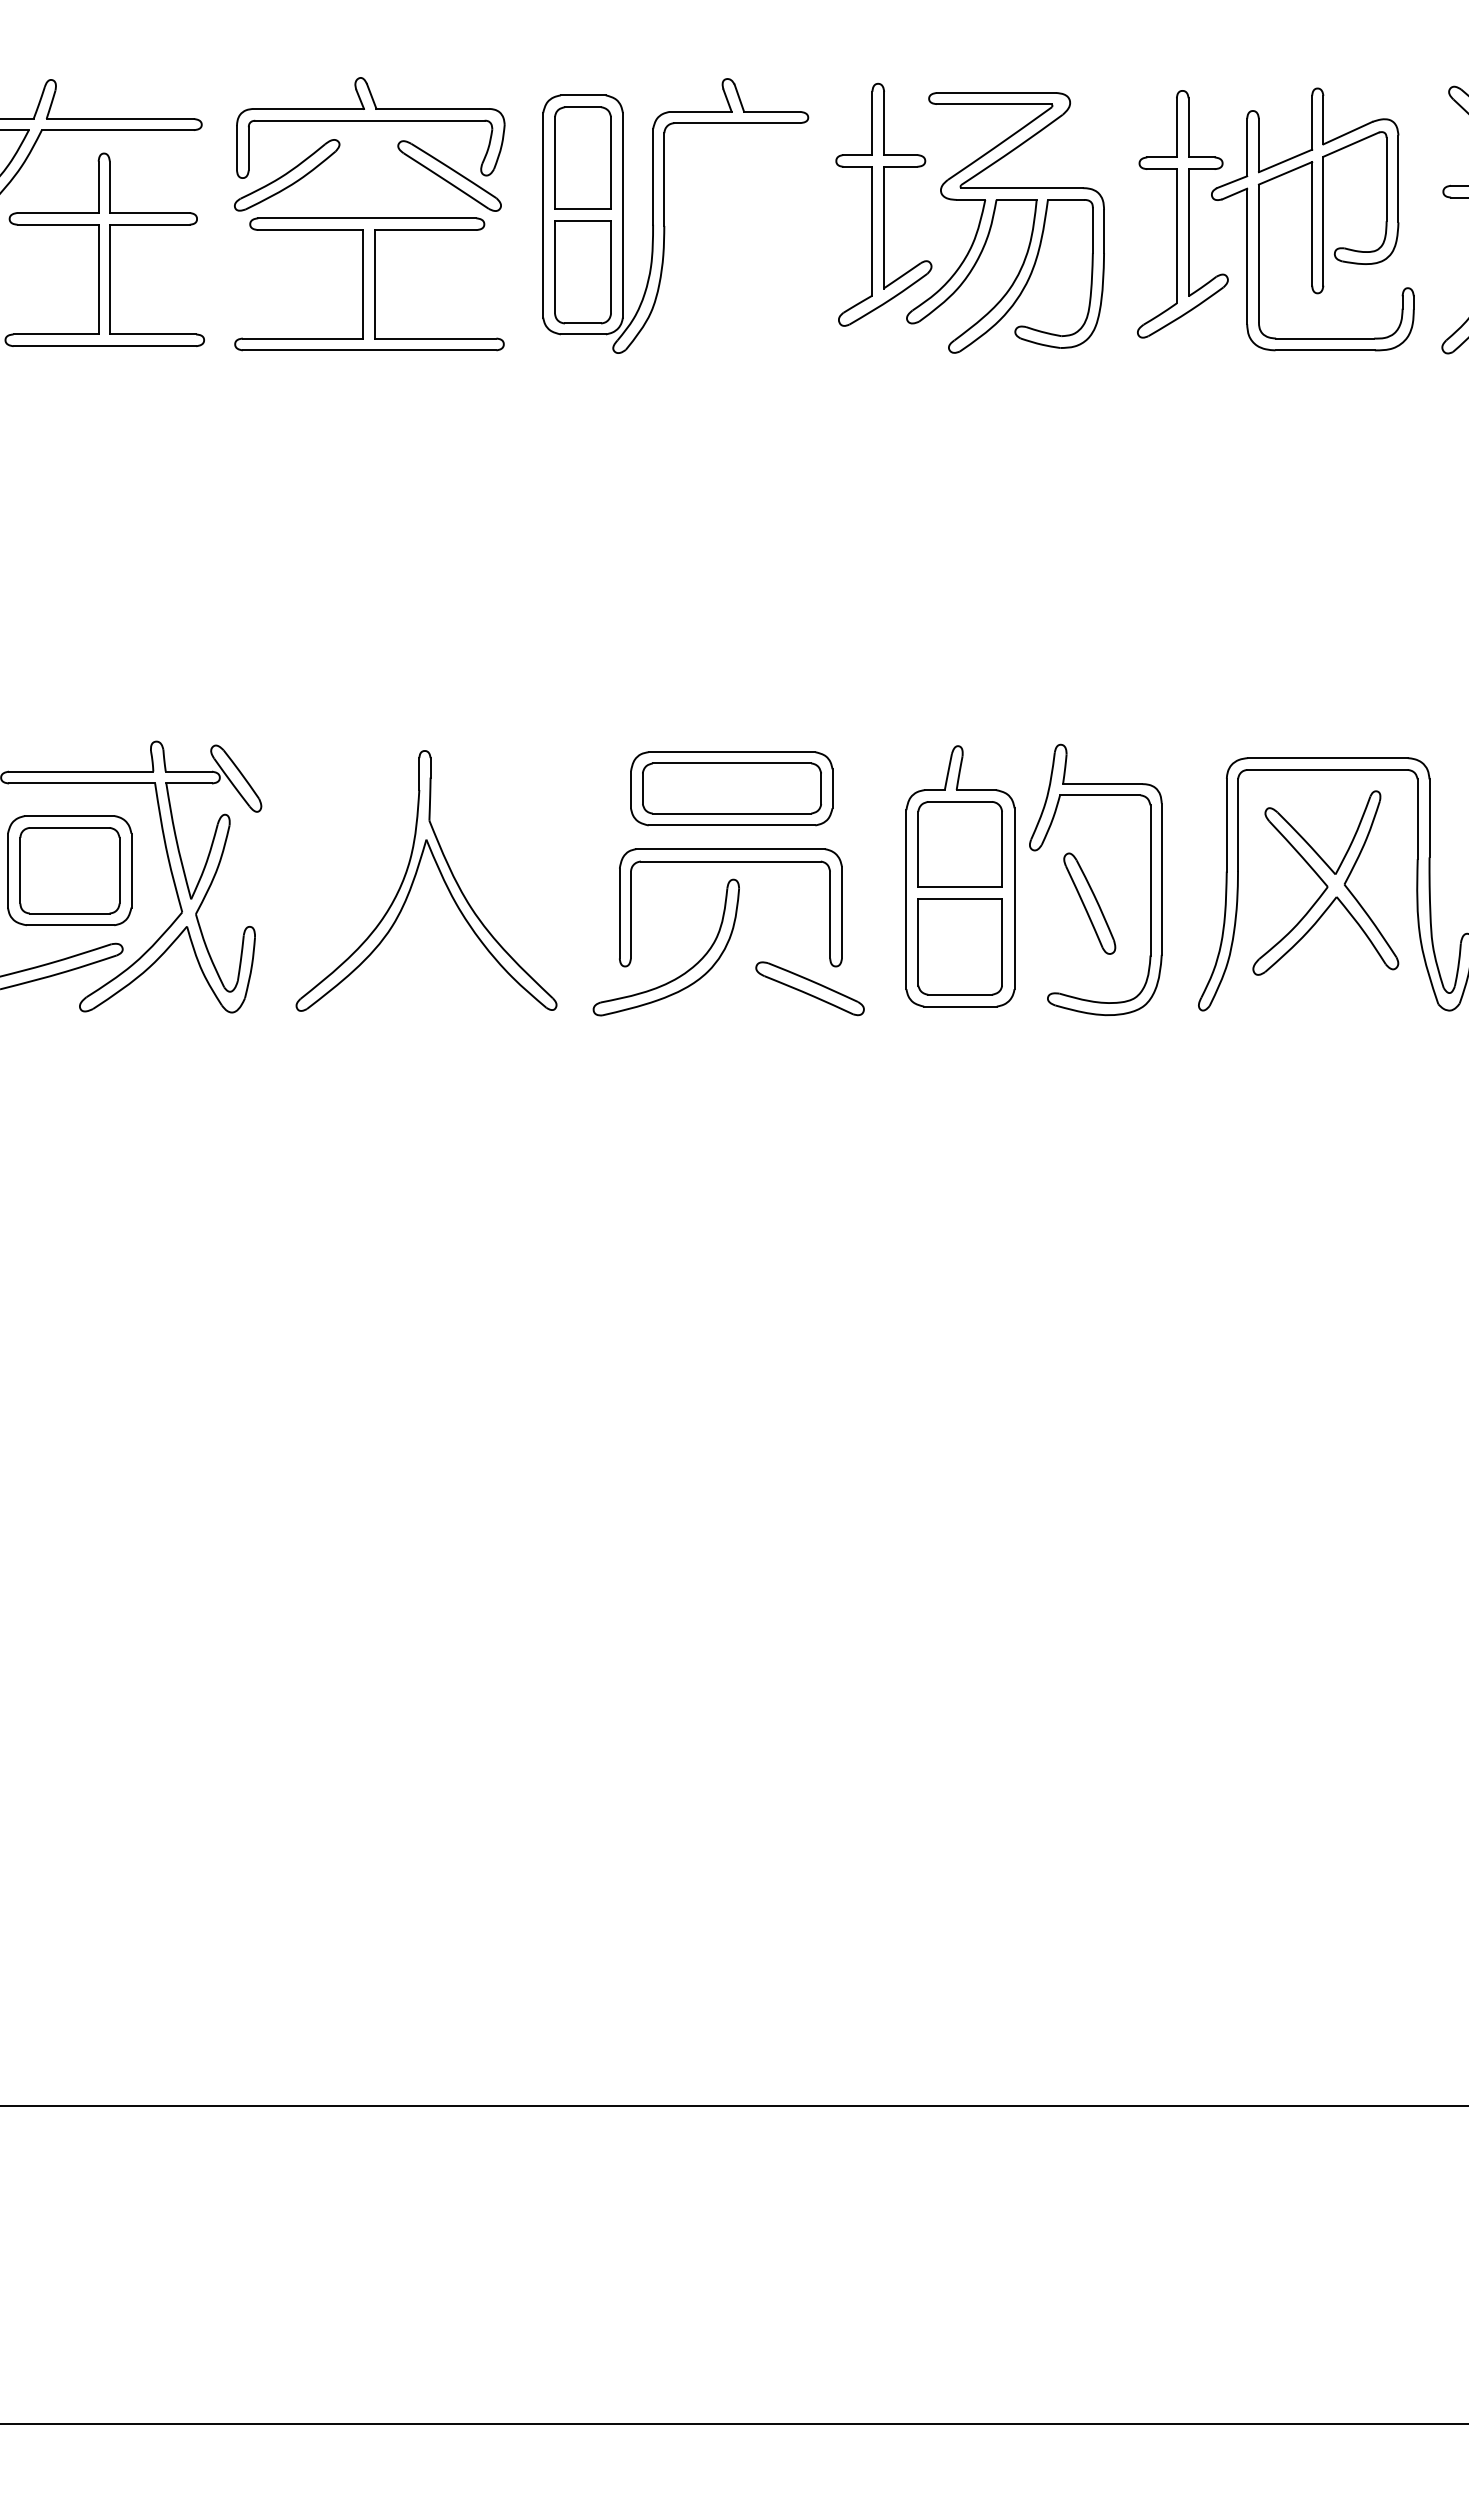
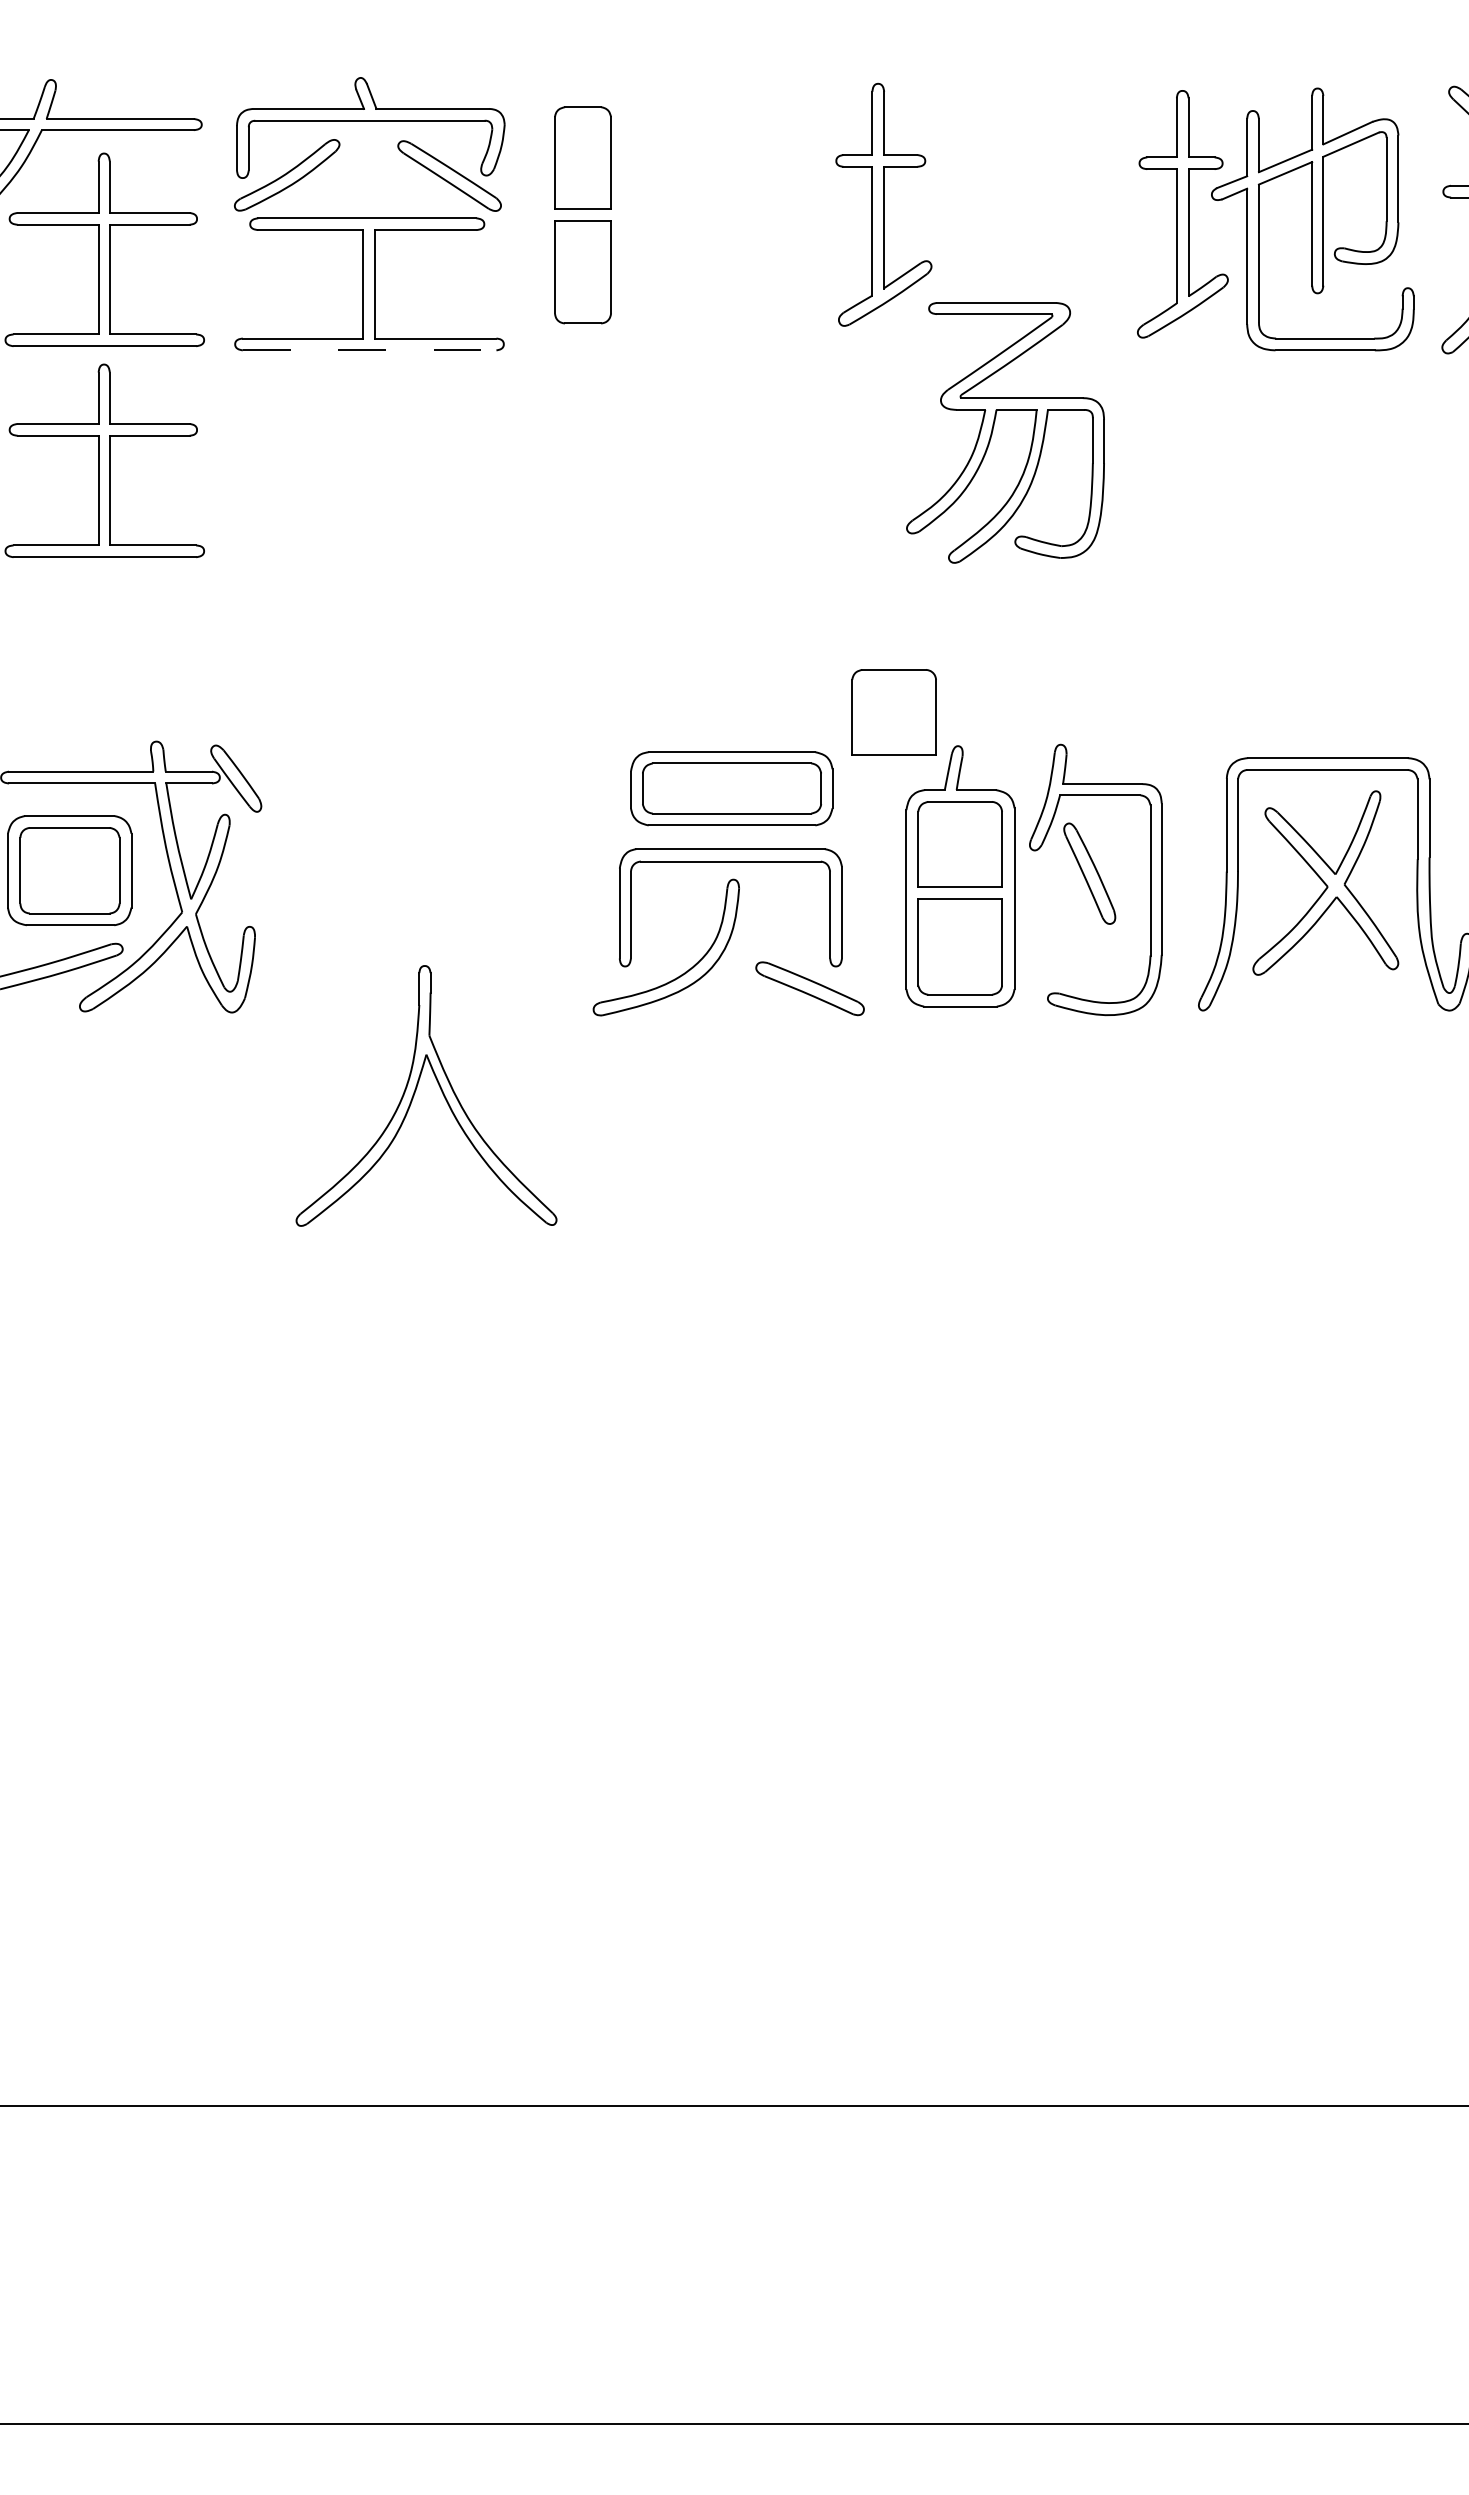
part: present -> none (664, 215)
part position: (993, 220) -> (993, 430) (993, 430)
line: solid -> dashed (369, 350)
part: none -> present (104, 460)
part: none -> present (893, 712)
part position: (416, 875) -> (416, 1090) (416, 1090)
part position: (1089, 903) -> (1089, 873) (1089, 873)
